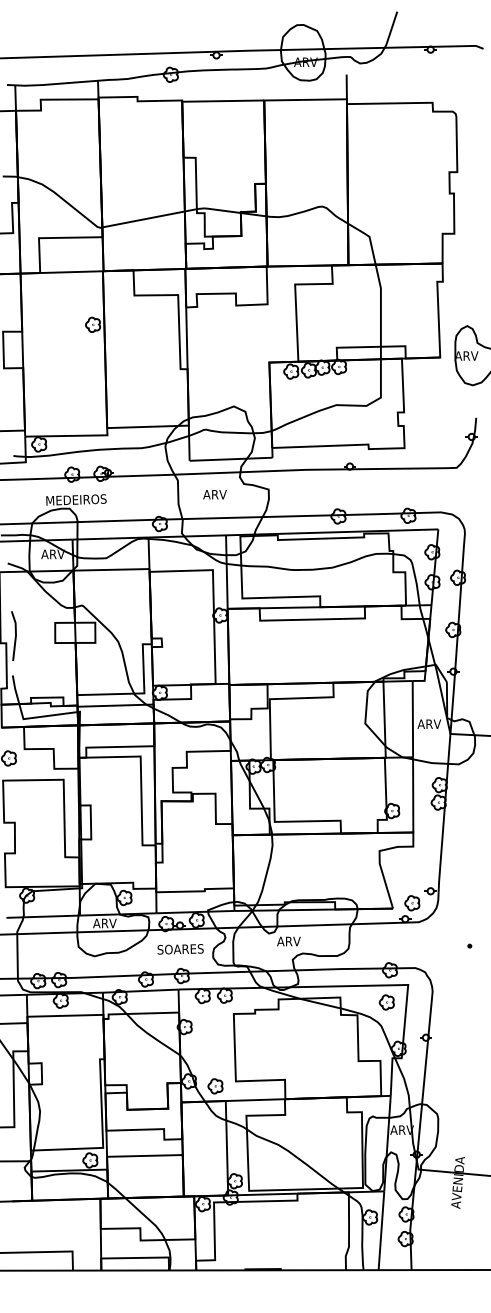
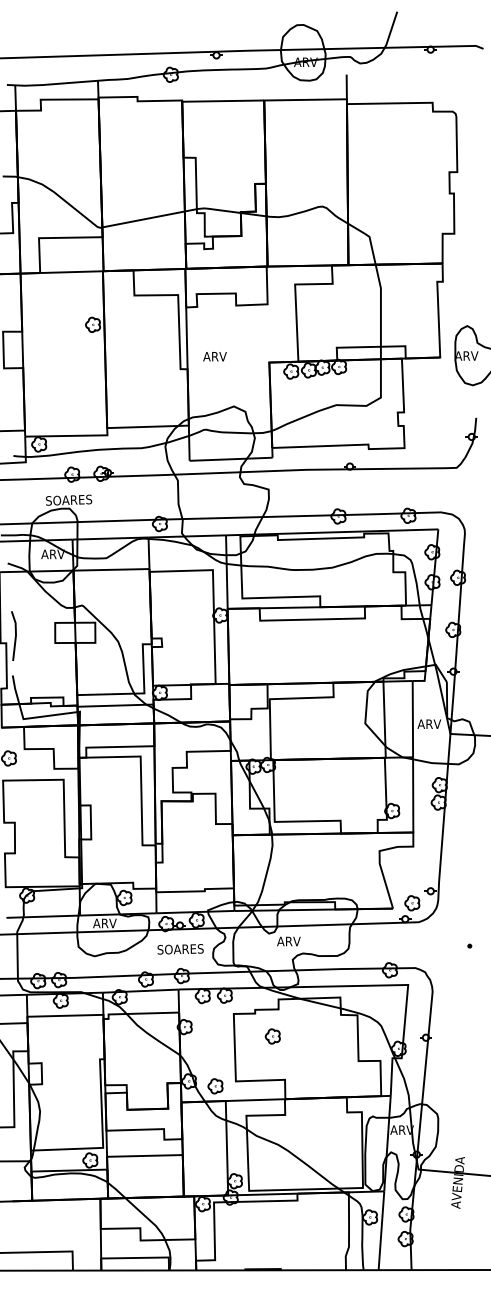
text position: (214, 494) -> (214, 356) (214, 356)
text: MEDEIROS -> SOARES (76, 499)
part position: (386, 1002) -> (272, 1036) (272, 1036)
